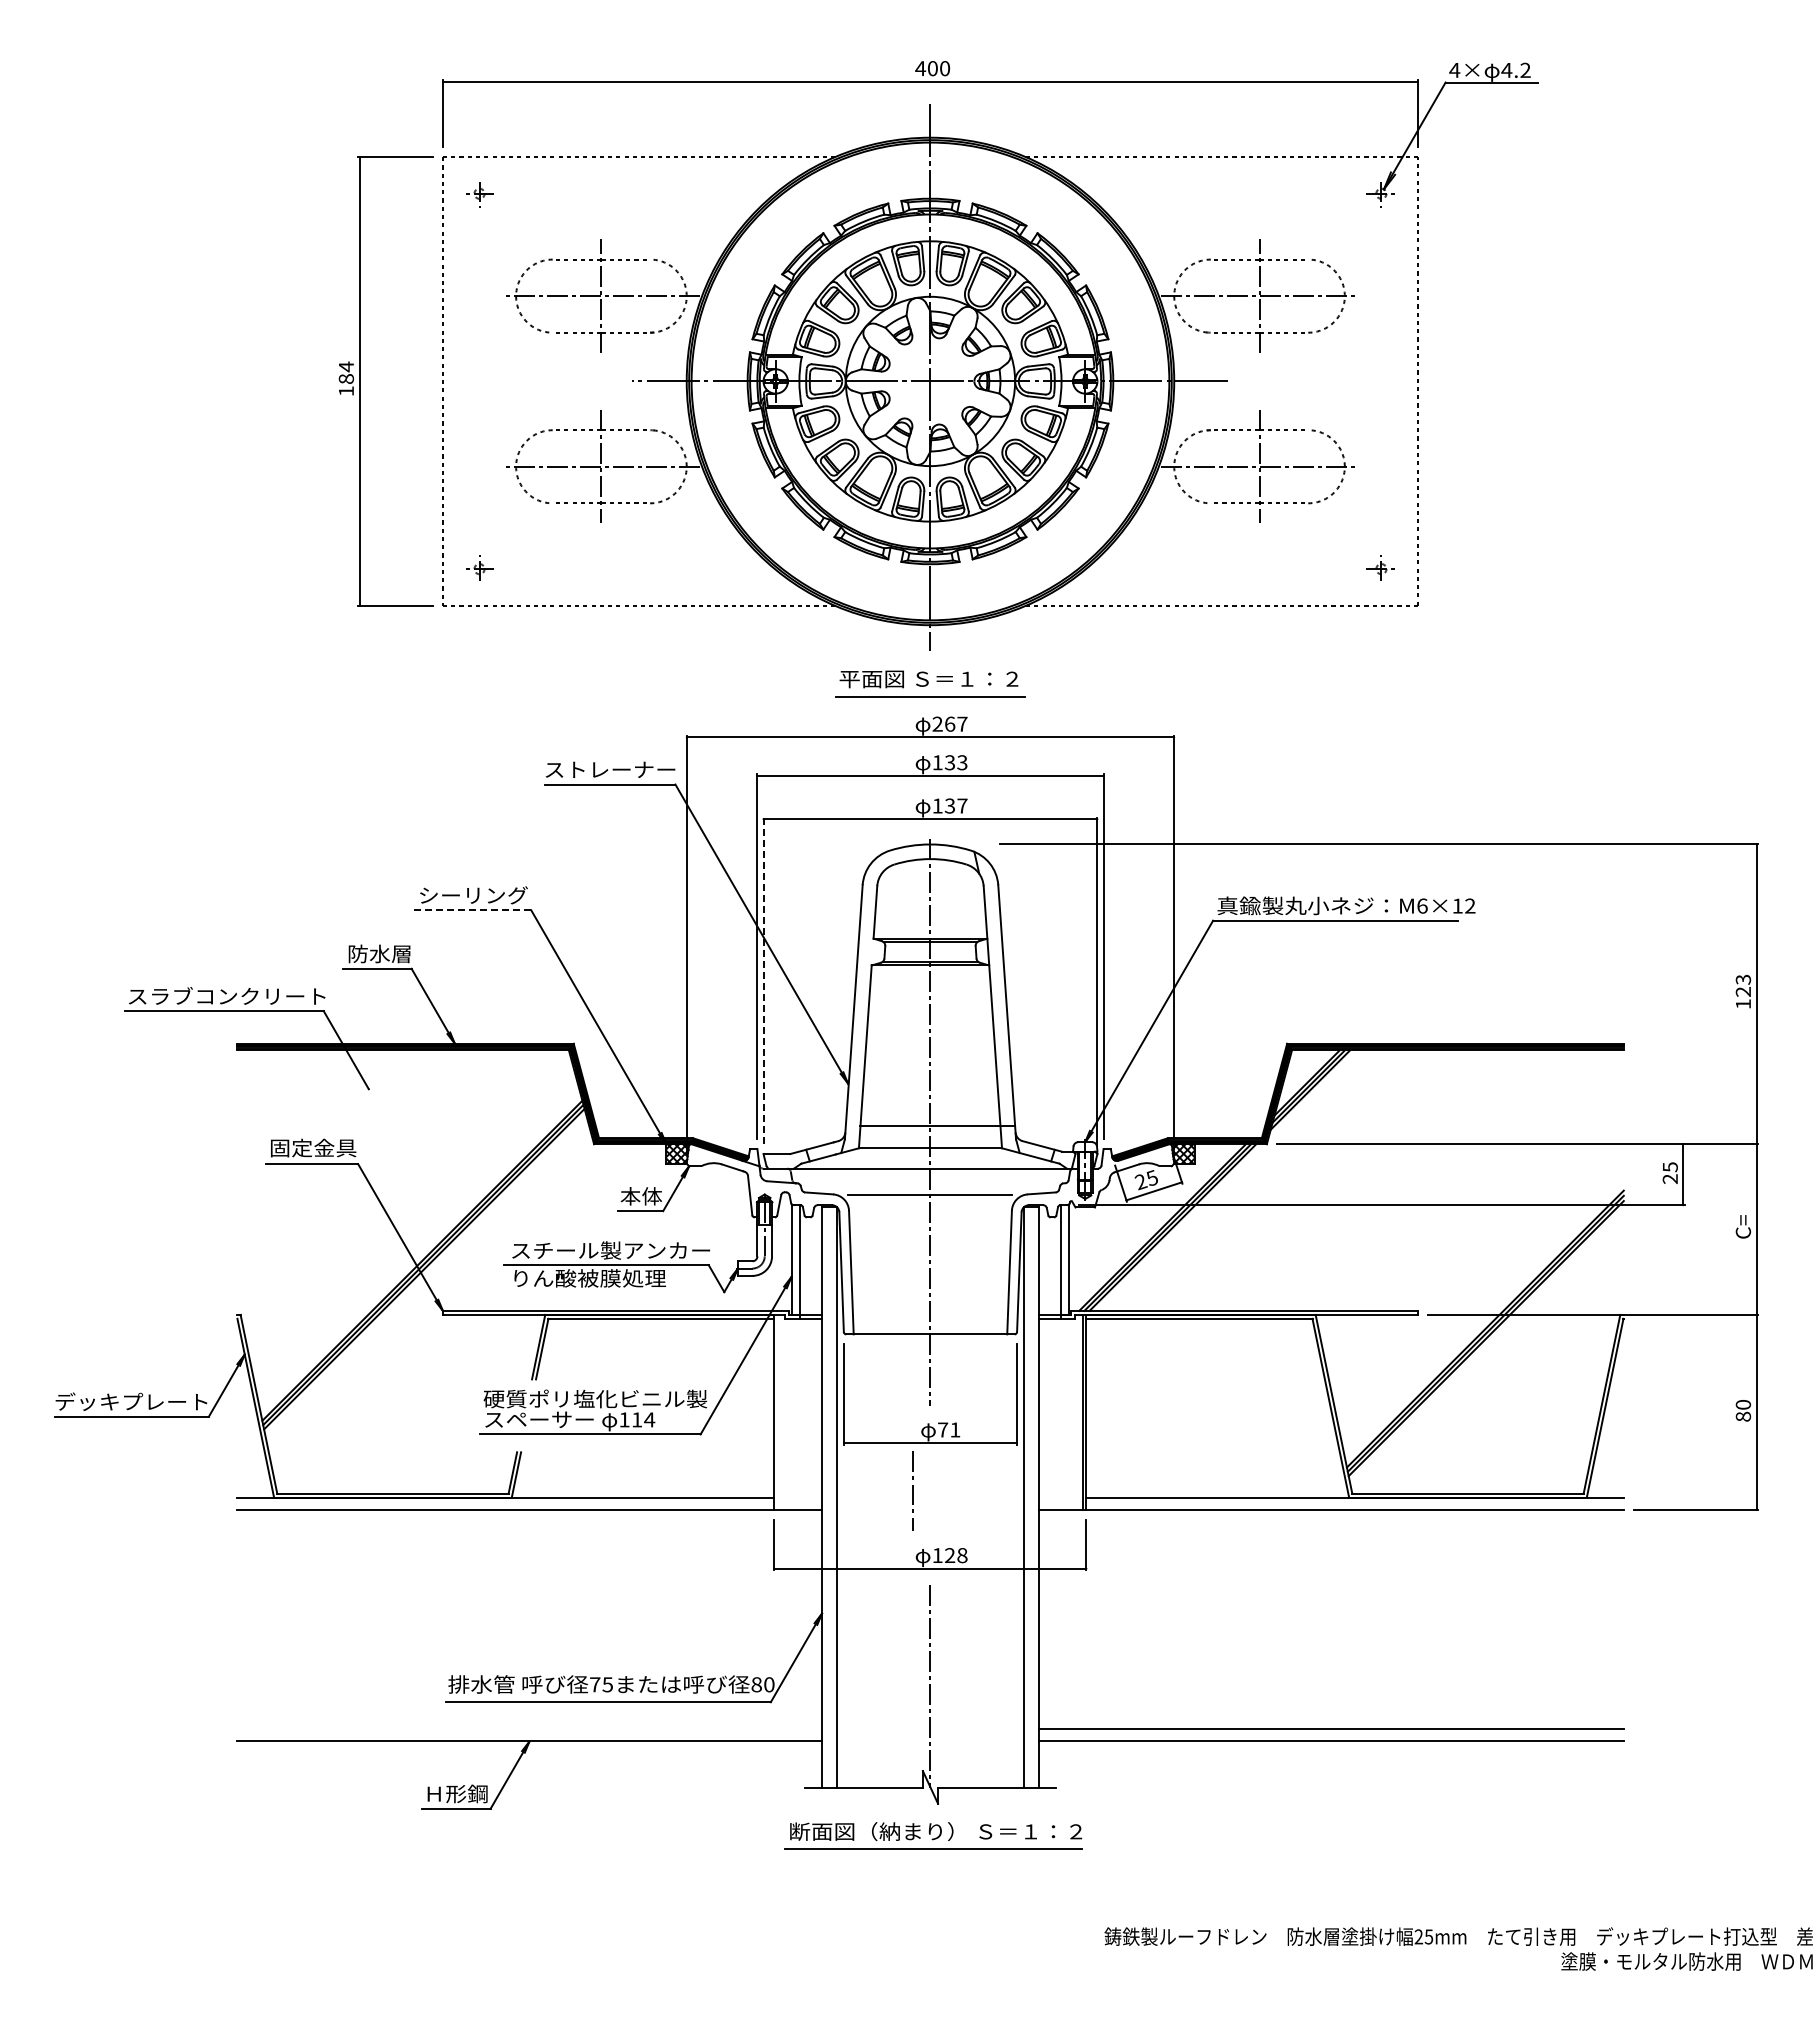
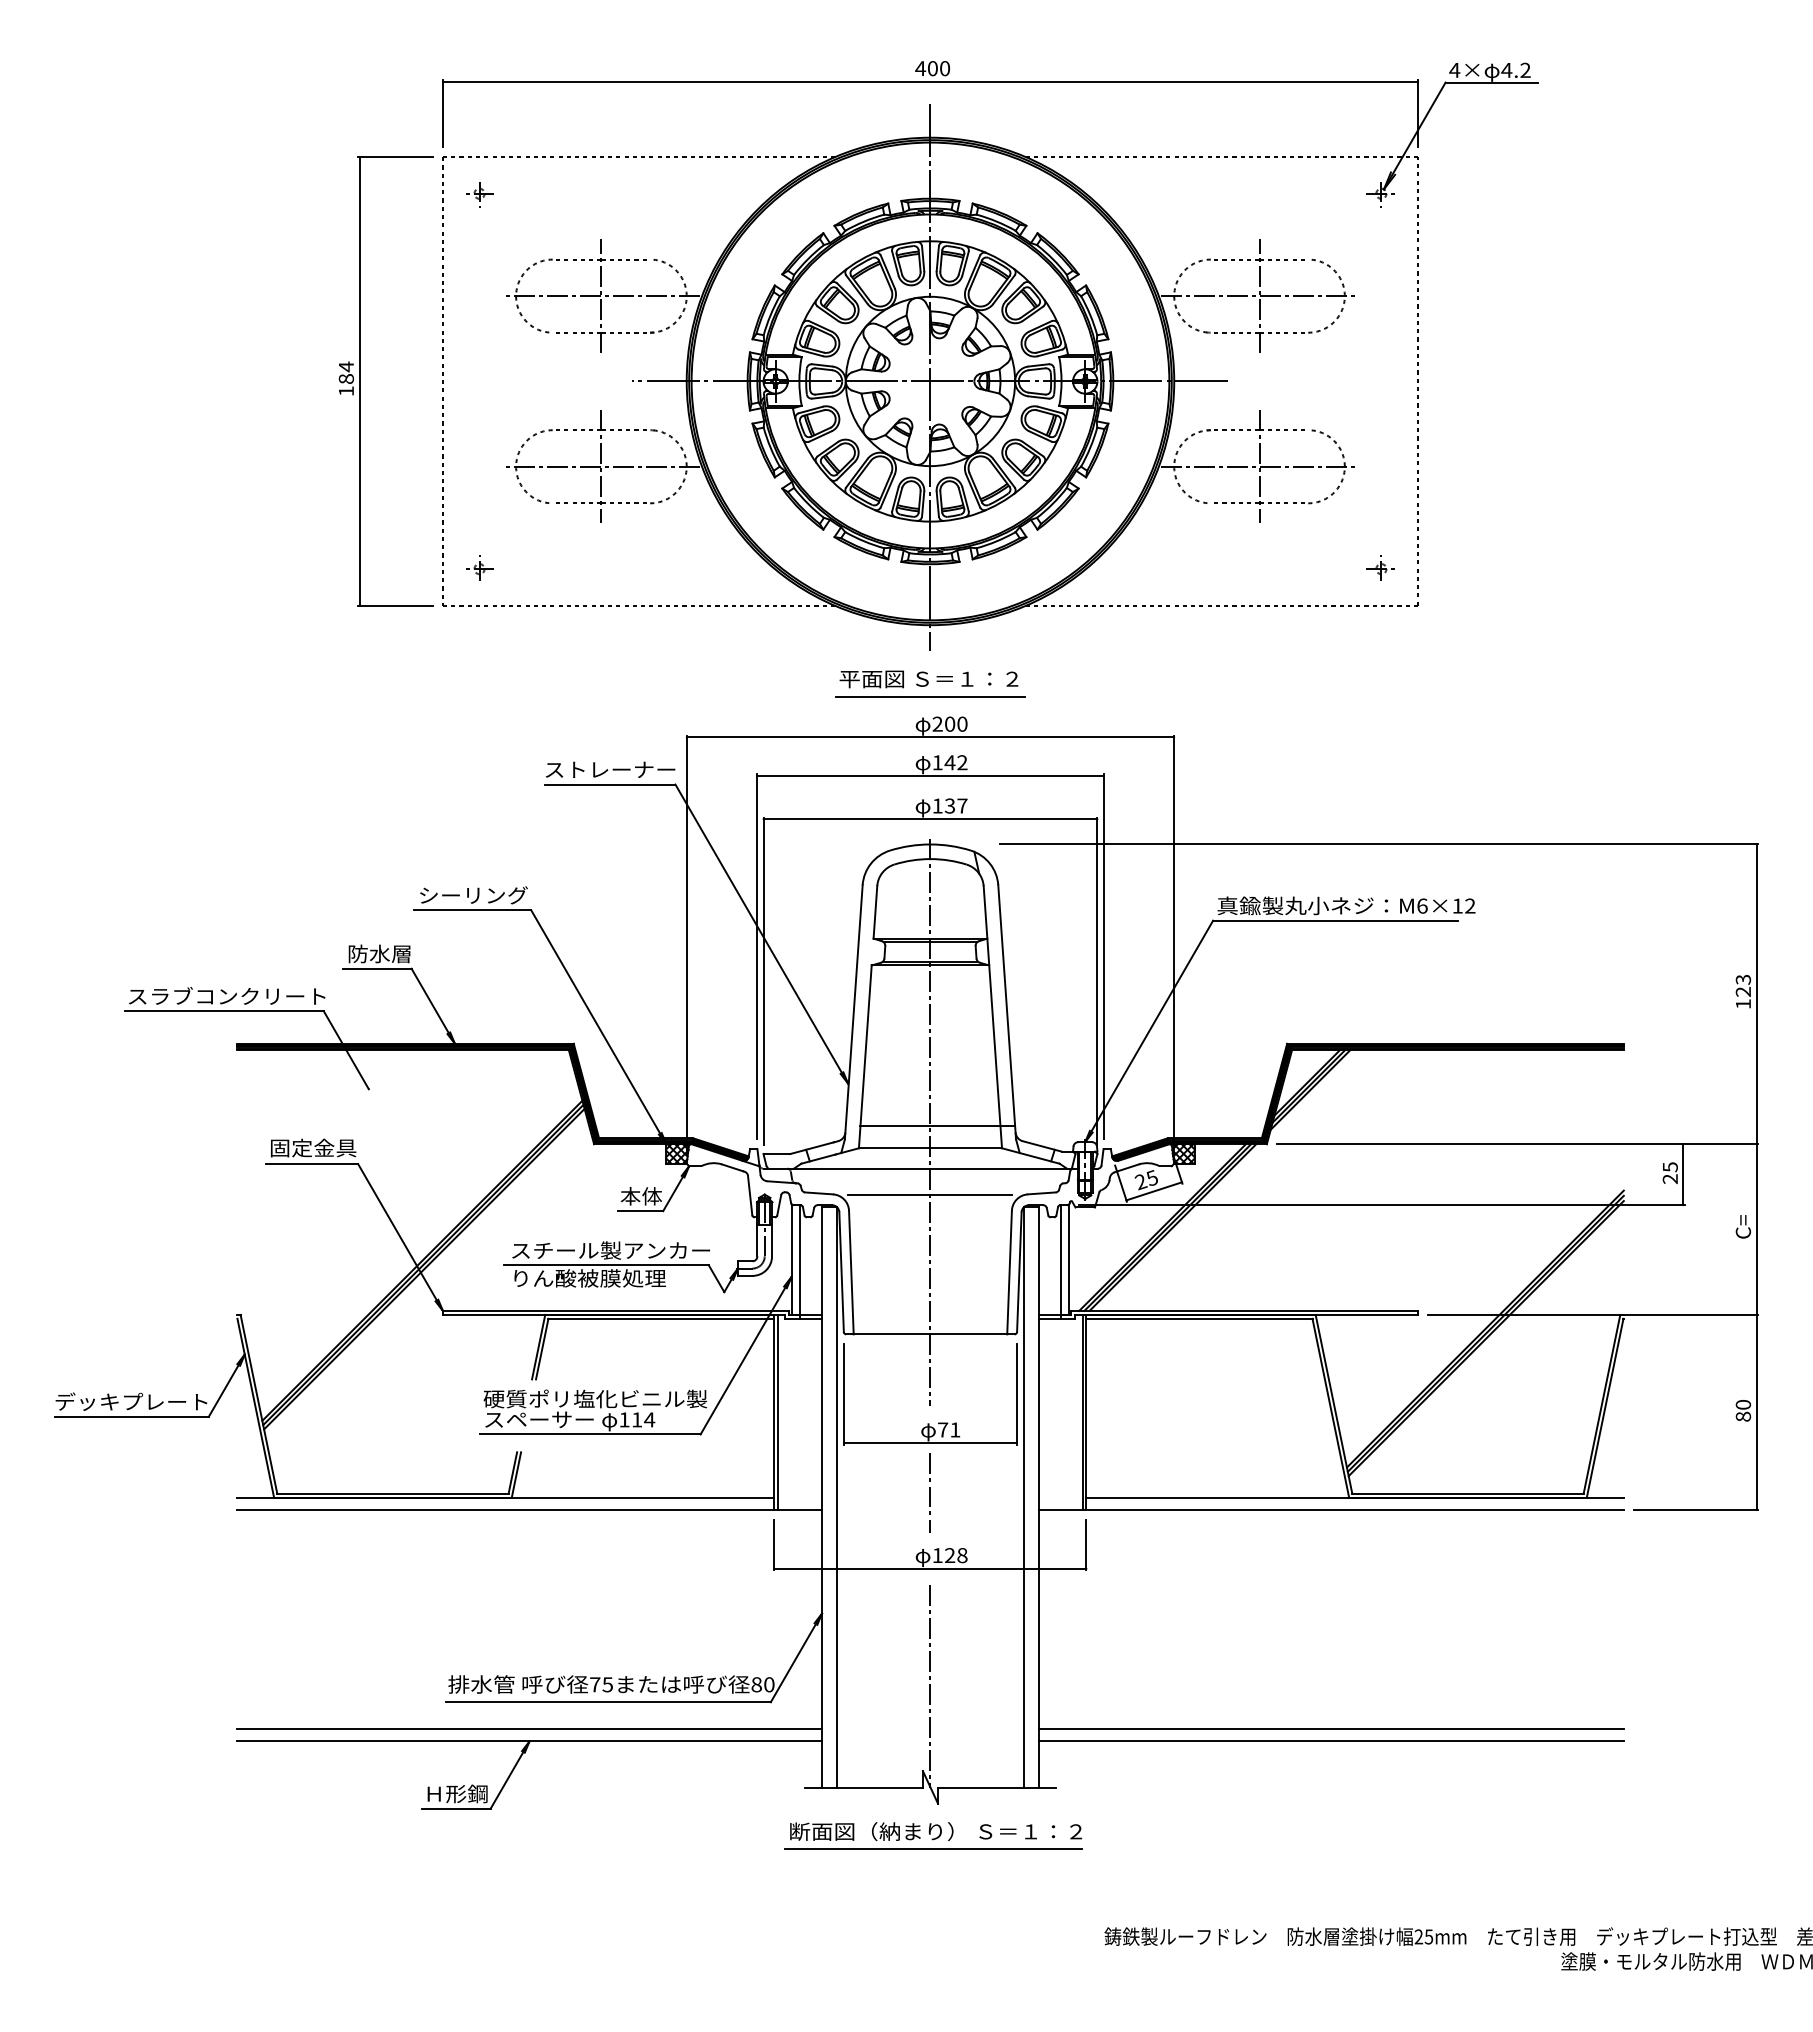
text: 267 -> 200 (956, 723)
text: 133 -> 142 (955, 762)
line: dashed -> solid (472, 910)
line: dashed -> solid (763, 981)
line: none -> present (778, 1411)
line position: (912, 1490) -> (929, 1492) (929, 1492)
line: none -> present (529, 1729)
